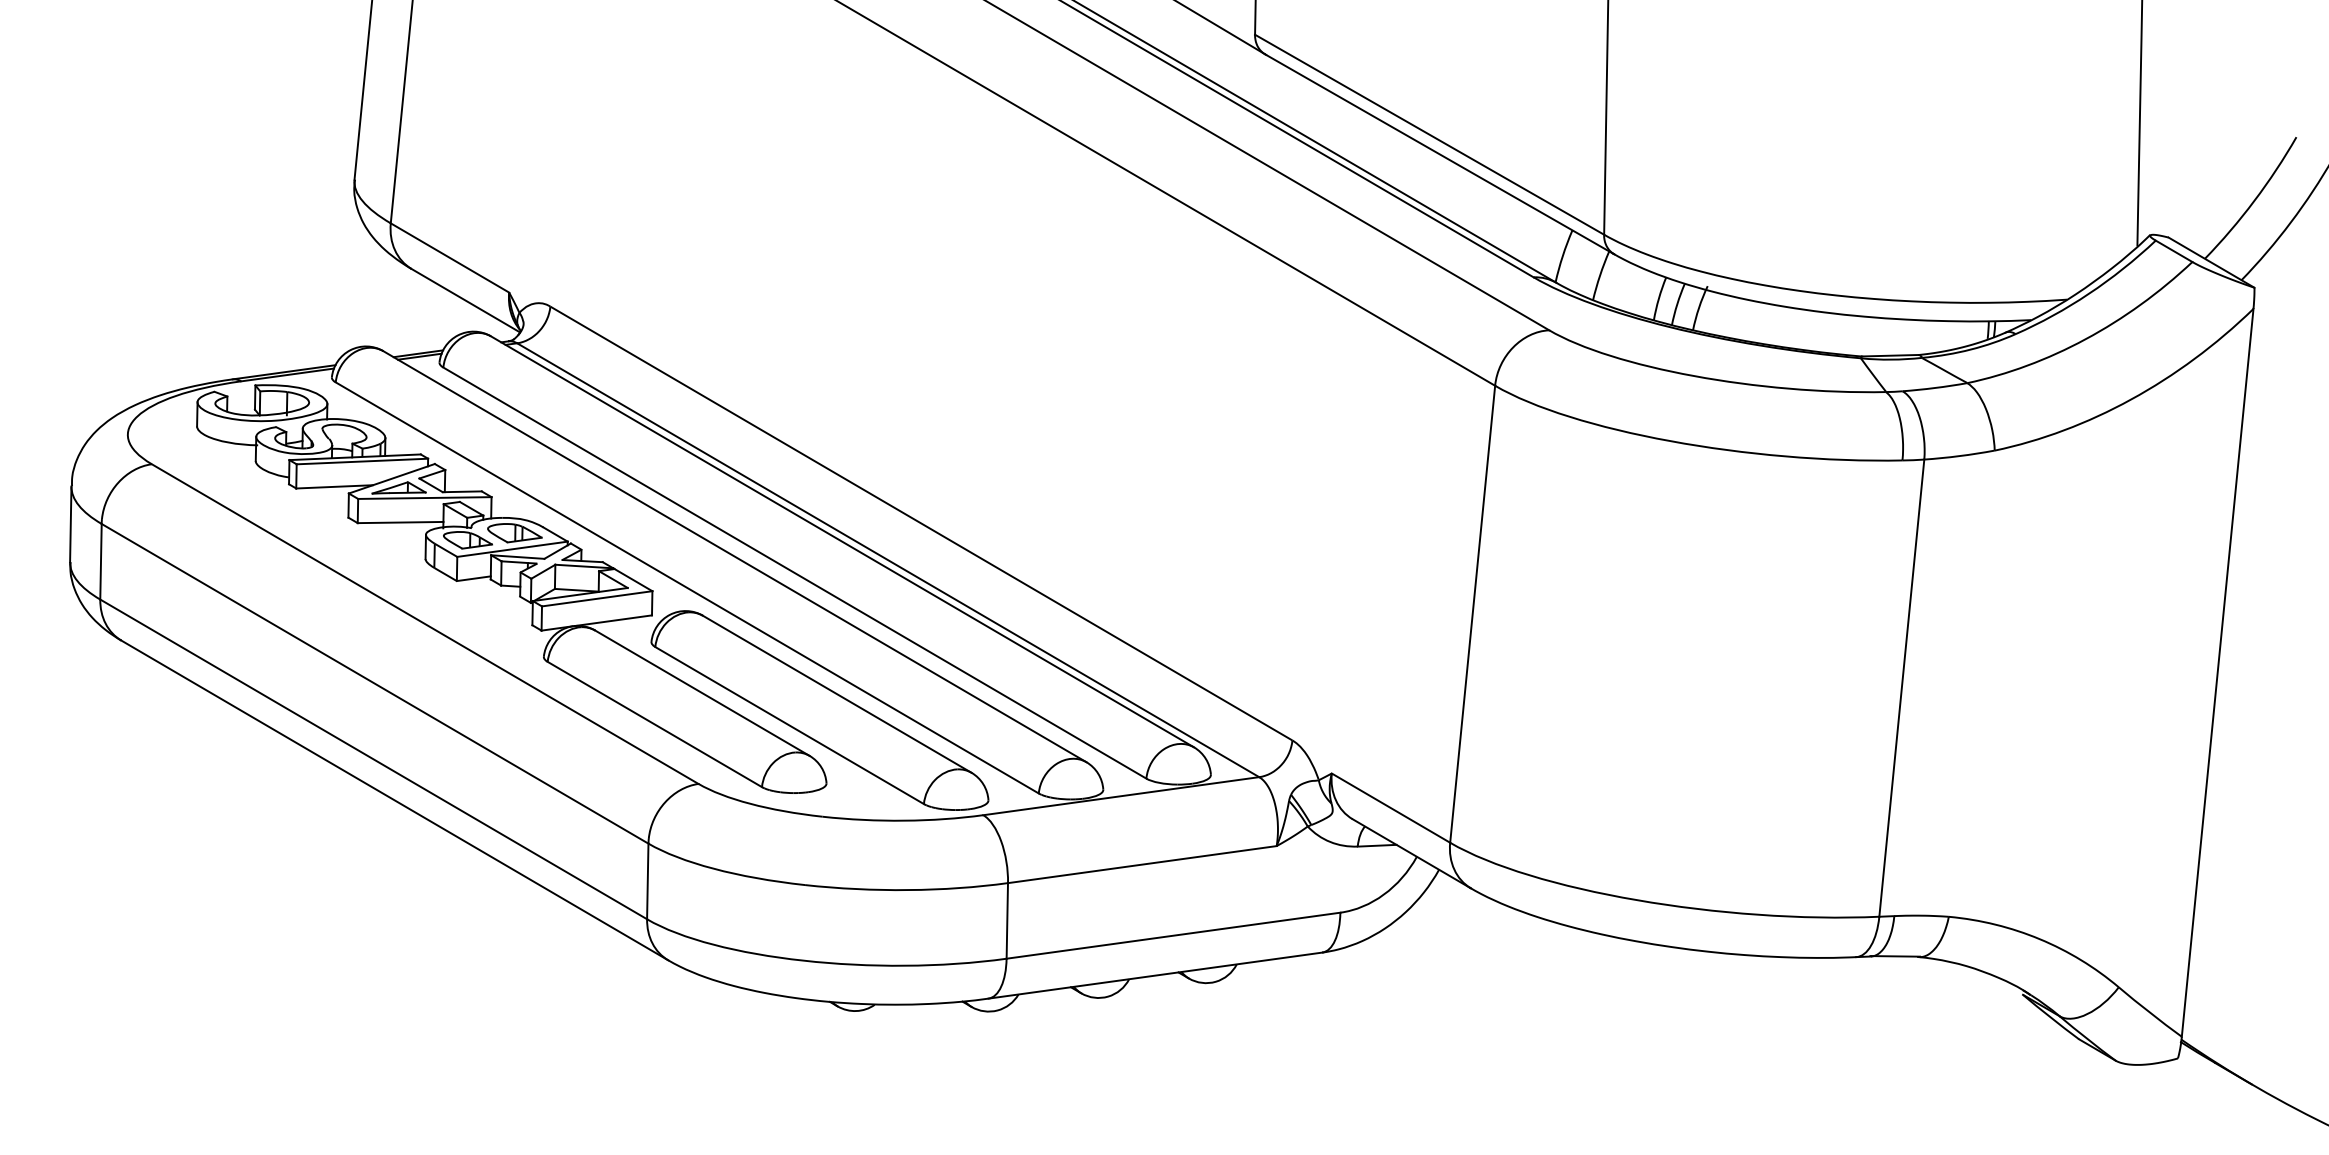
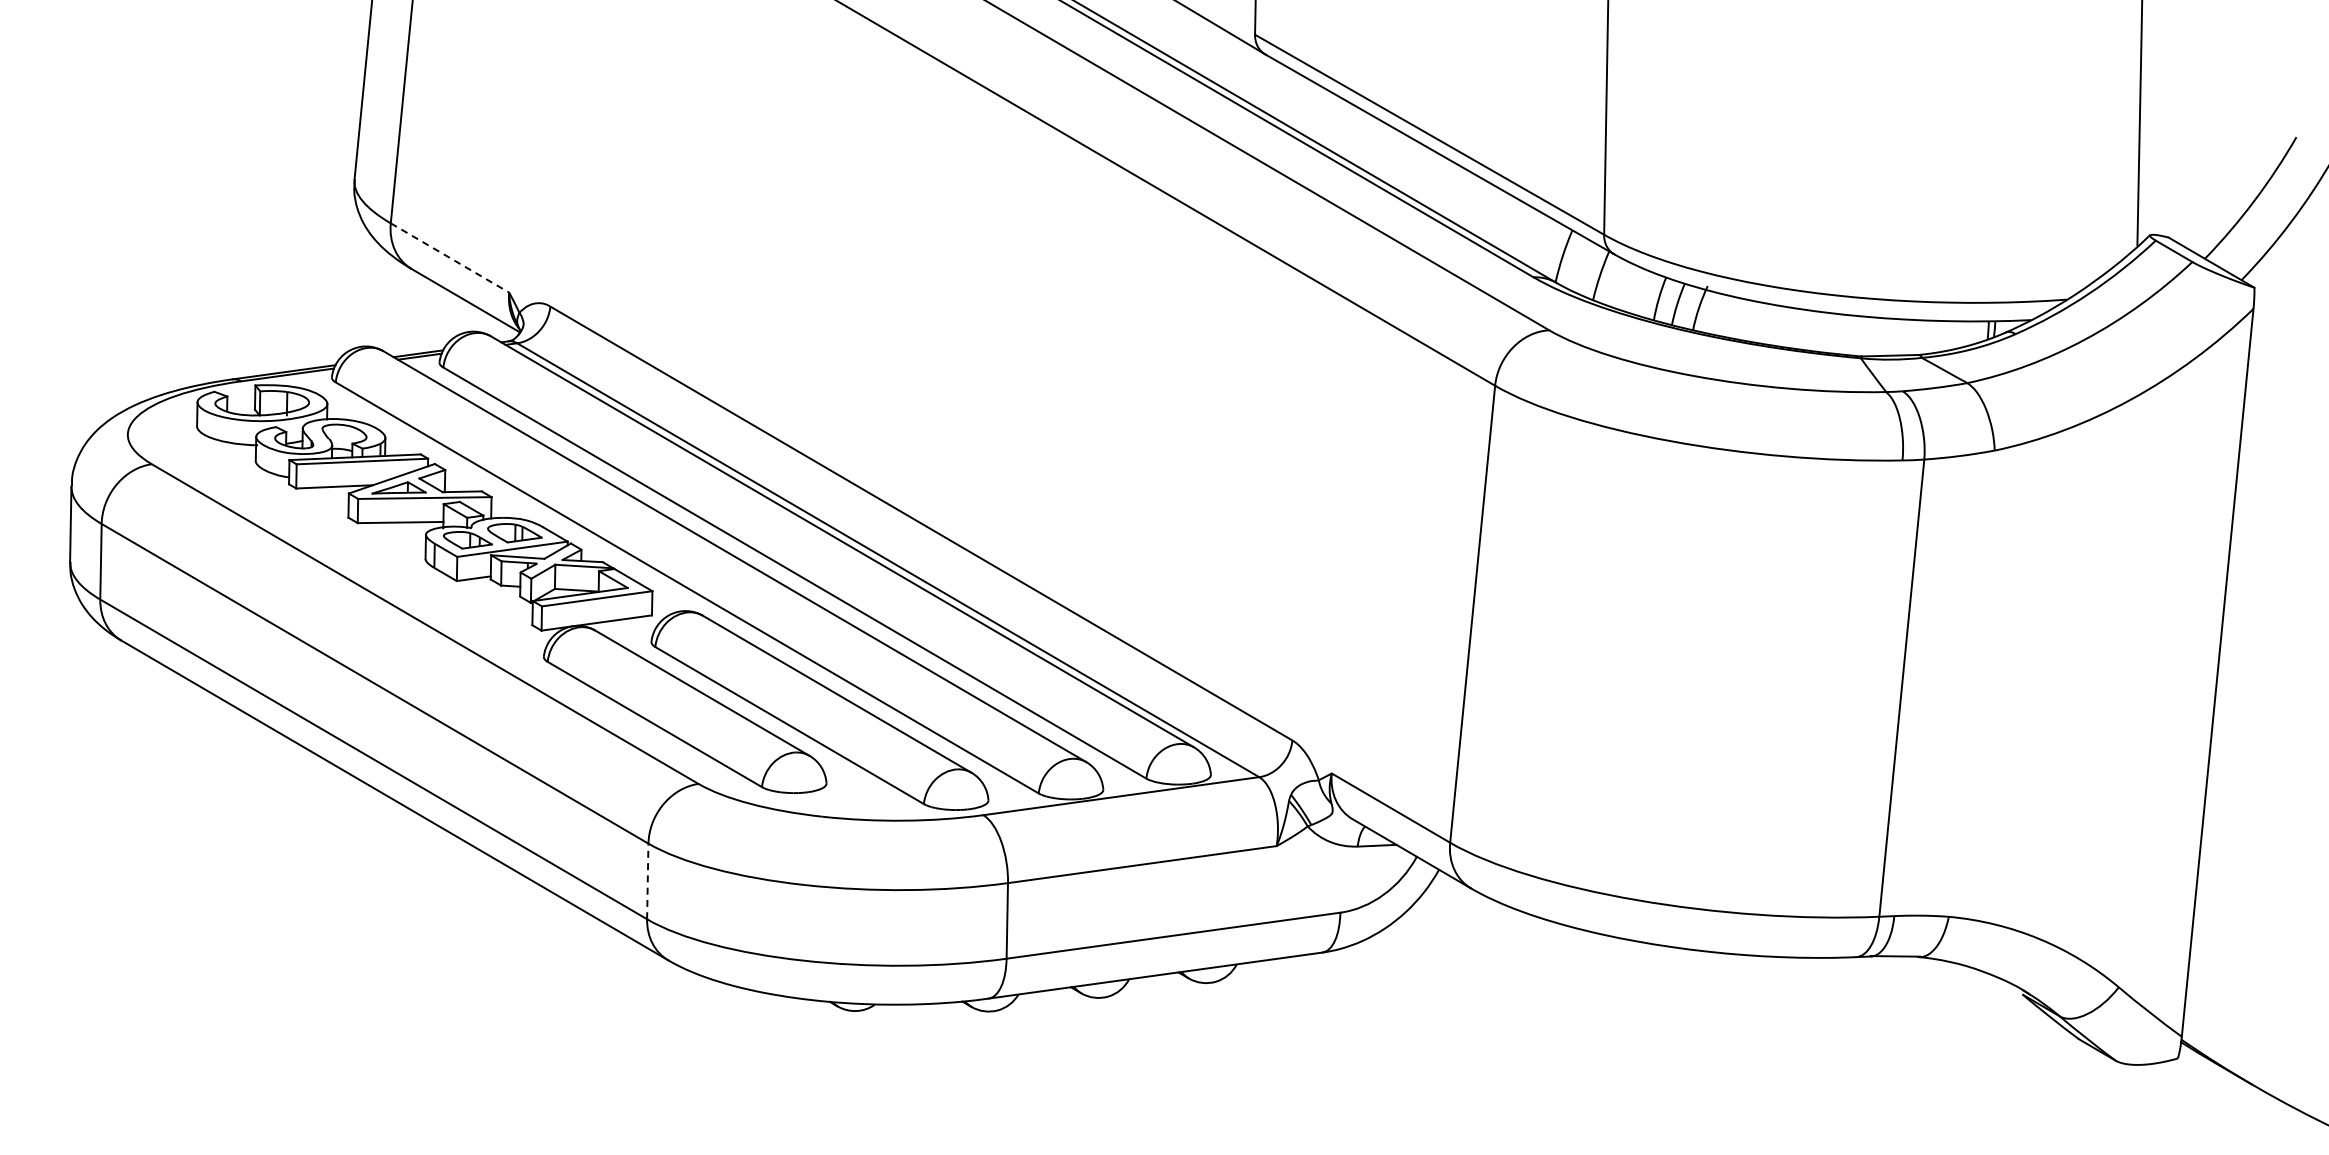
line: solid -> dashed (449, 257)
line: solid -> dashed (647, 881)
